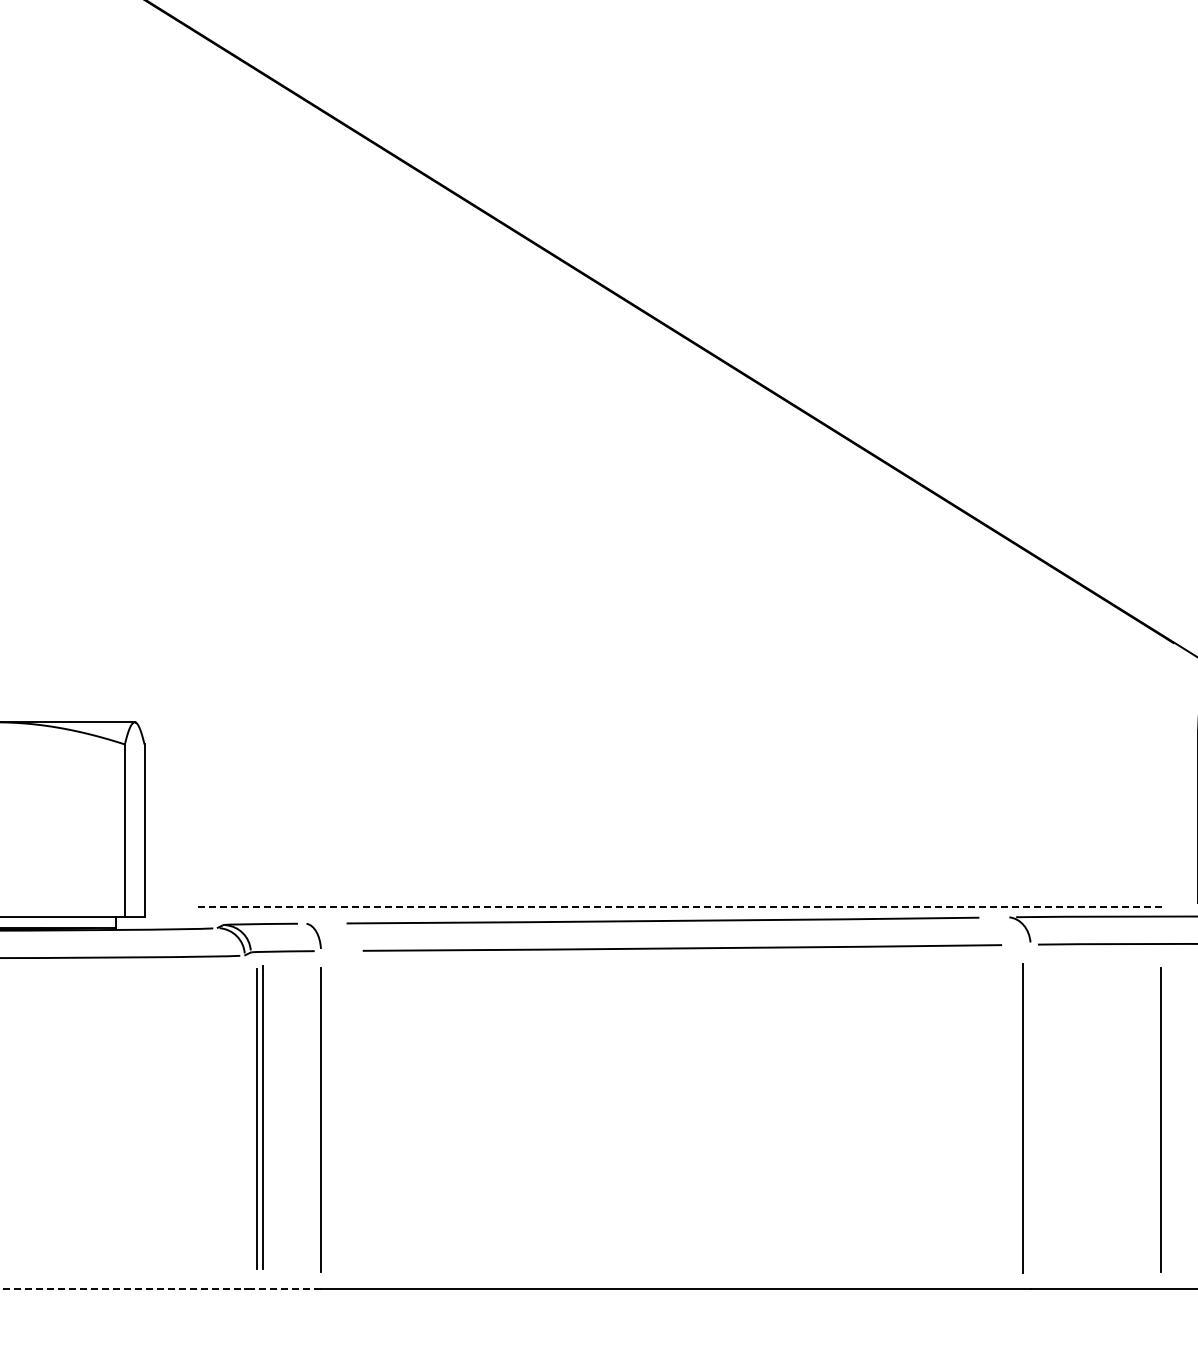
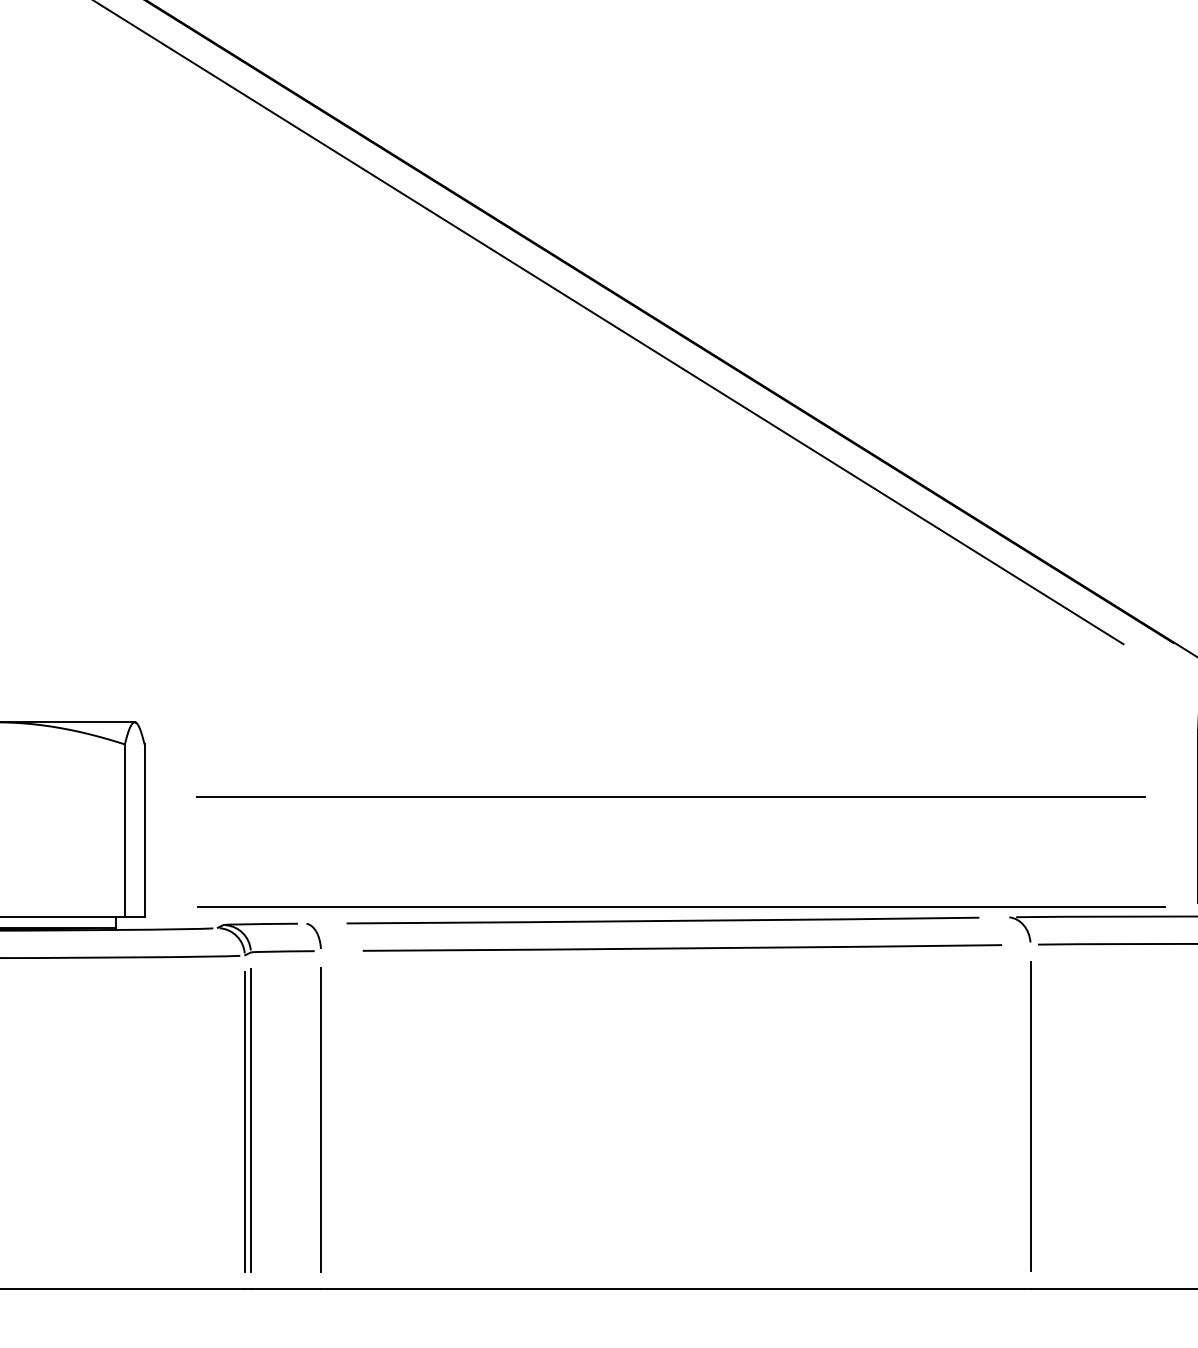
line: none -> present (609, 323)
line: none -> present (671, 797)
line: dashed -> solid (682, 906)
part position: (259, 1117) -> (247, 1120) (247, 1120)
line position: (1022, 1118) -> (1030, 1116) (1030, 1116)
line: present -> none (1160, 1119)
line: dashed -> solid (122, 1288)
line: dashed -> solid (285, 1288)
